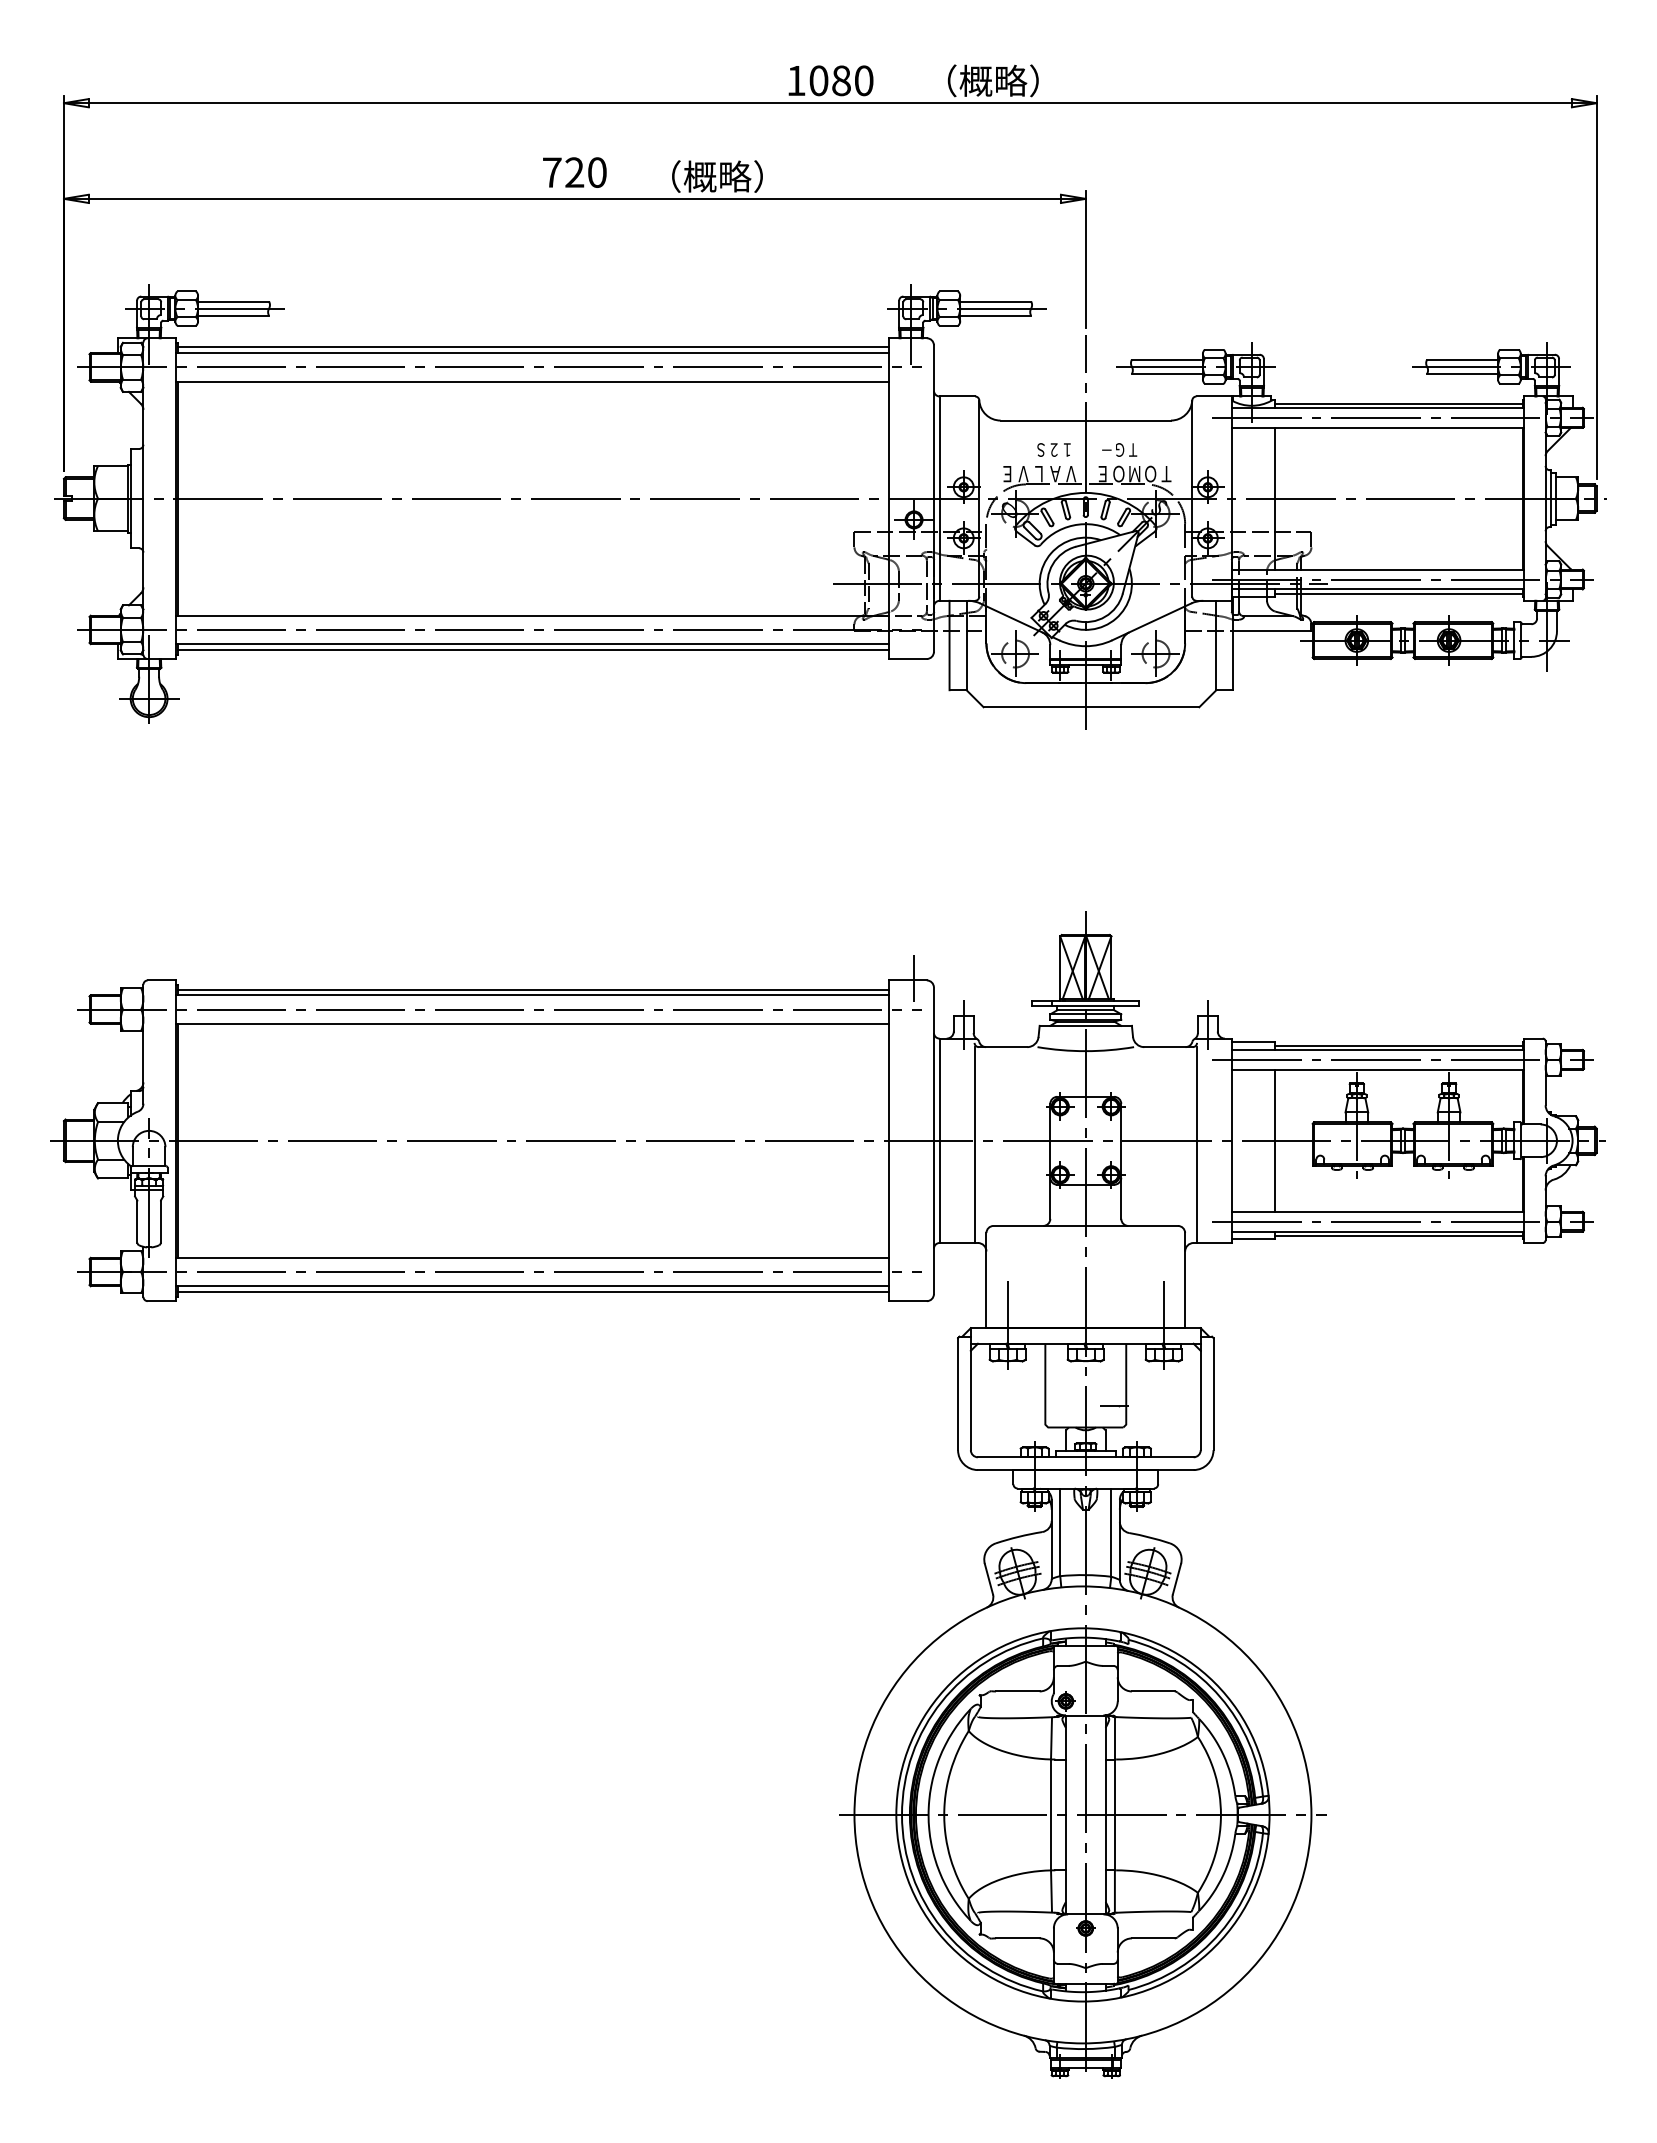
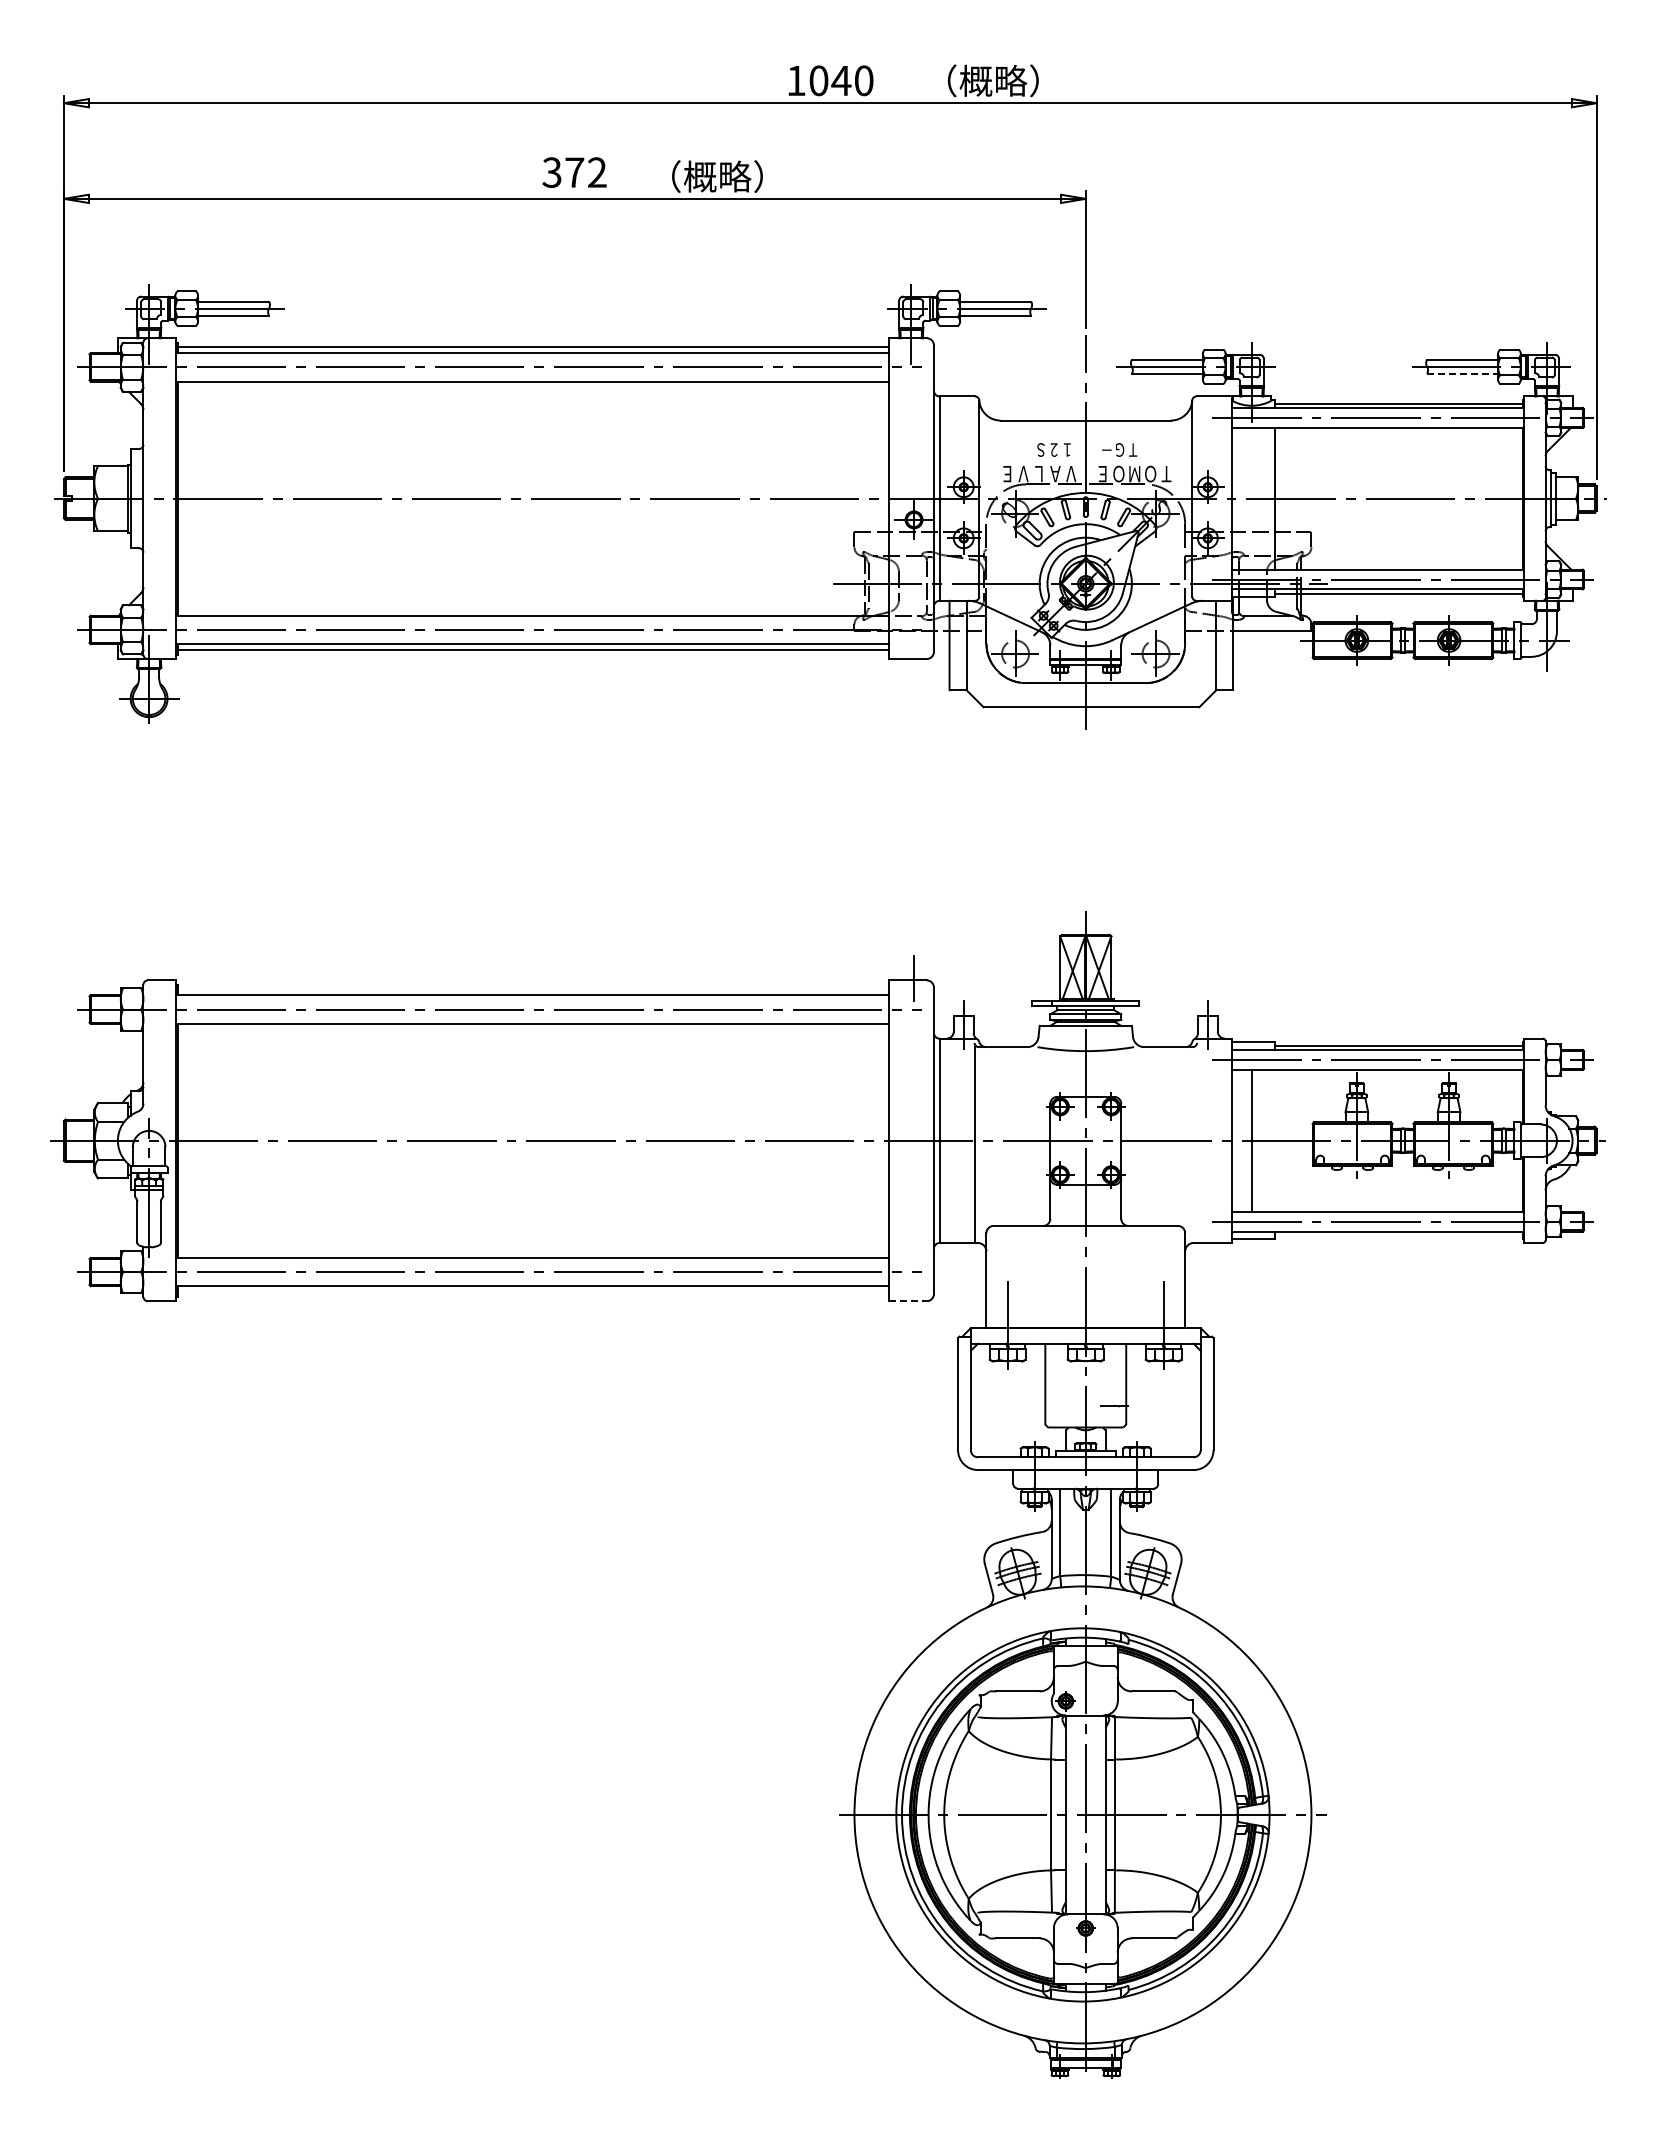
text: 1080 -> 1040 (841, 80)
text: 720 -> 372 (574, 172)
line: solid -> dashed (1463, 373)
line: present -> none (532, 989)
line position: (1274, 1140) -> (1251, 1140) (1251, 1140)
line: present -> none (1197, 1144)
line: present -> none (1398, 1235)
line: present -> none (532, 1291)
line: solid -> dashed (908, 1301)
